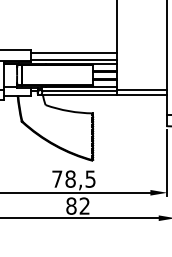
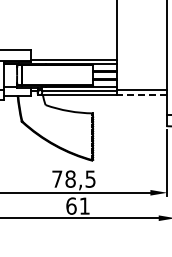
line: present -> none (73, 53)
line: solid -> dashed (142, 94)
text: 82 -> 61 (77, 205)
